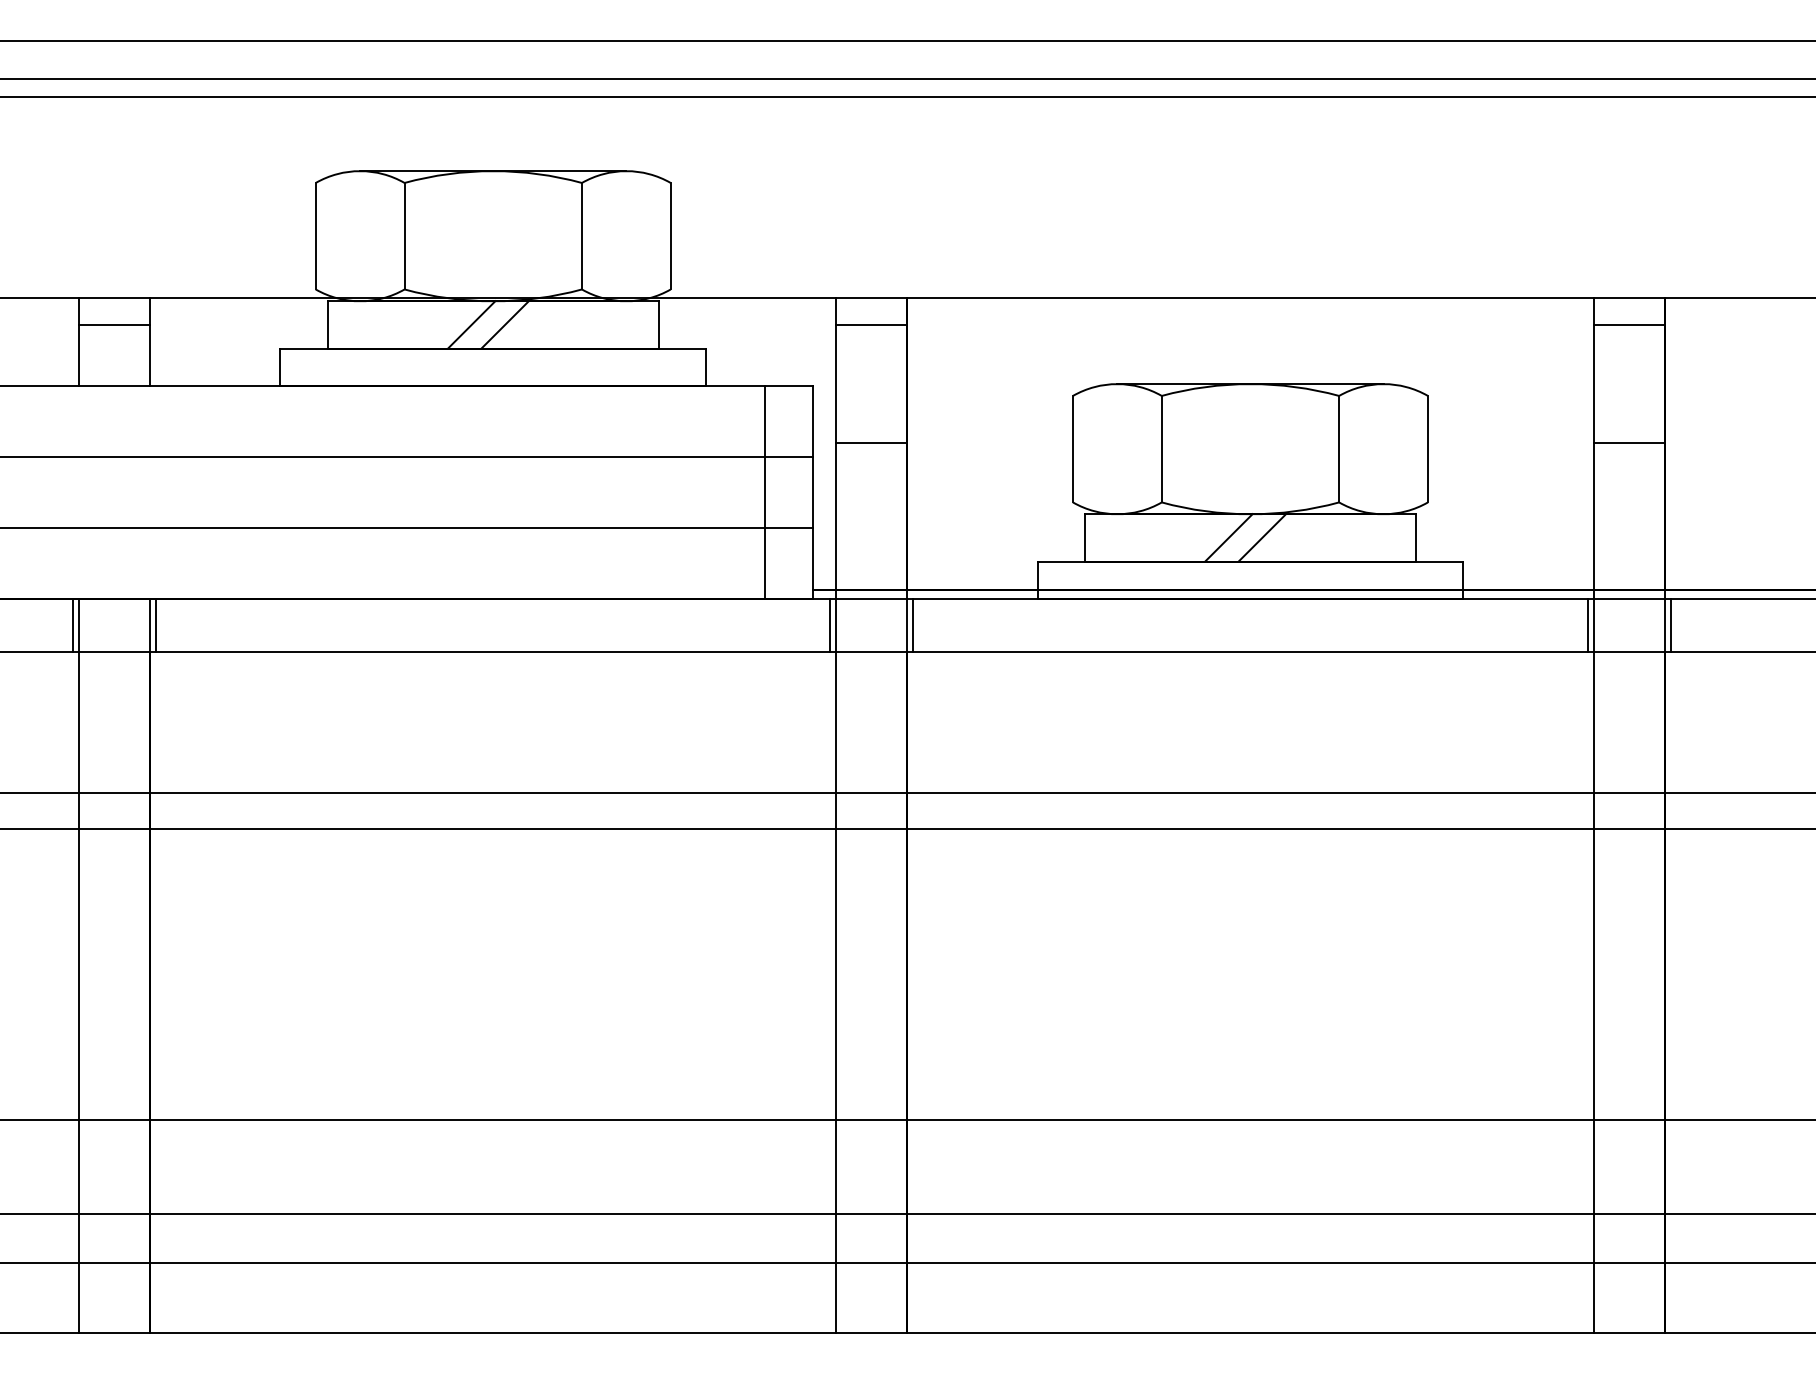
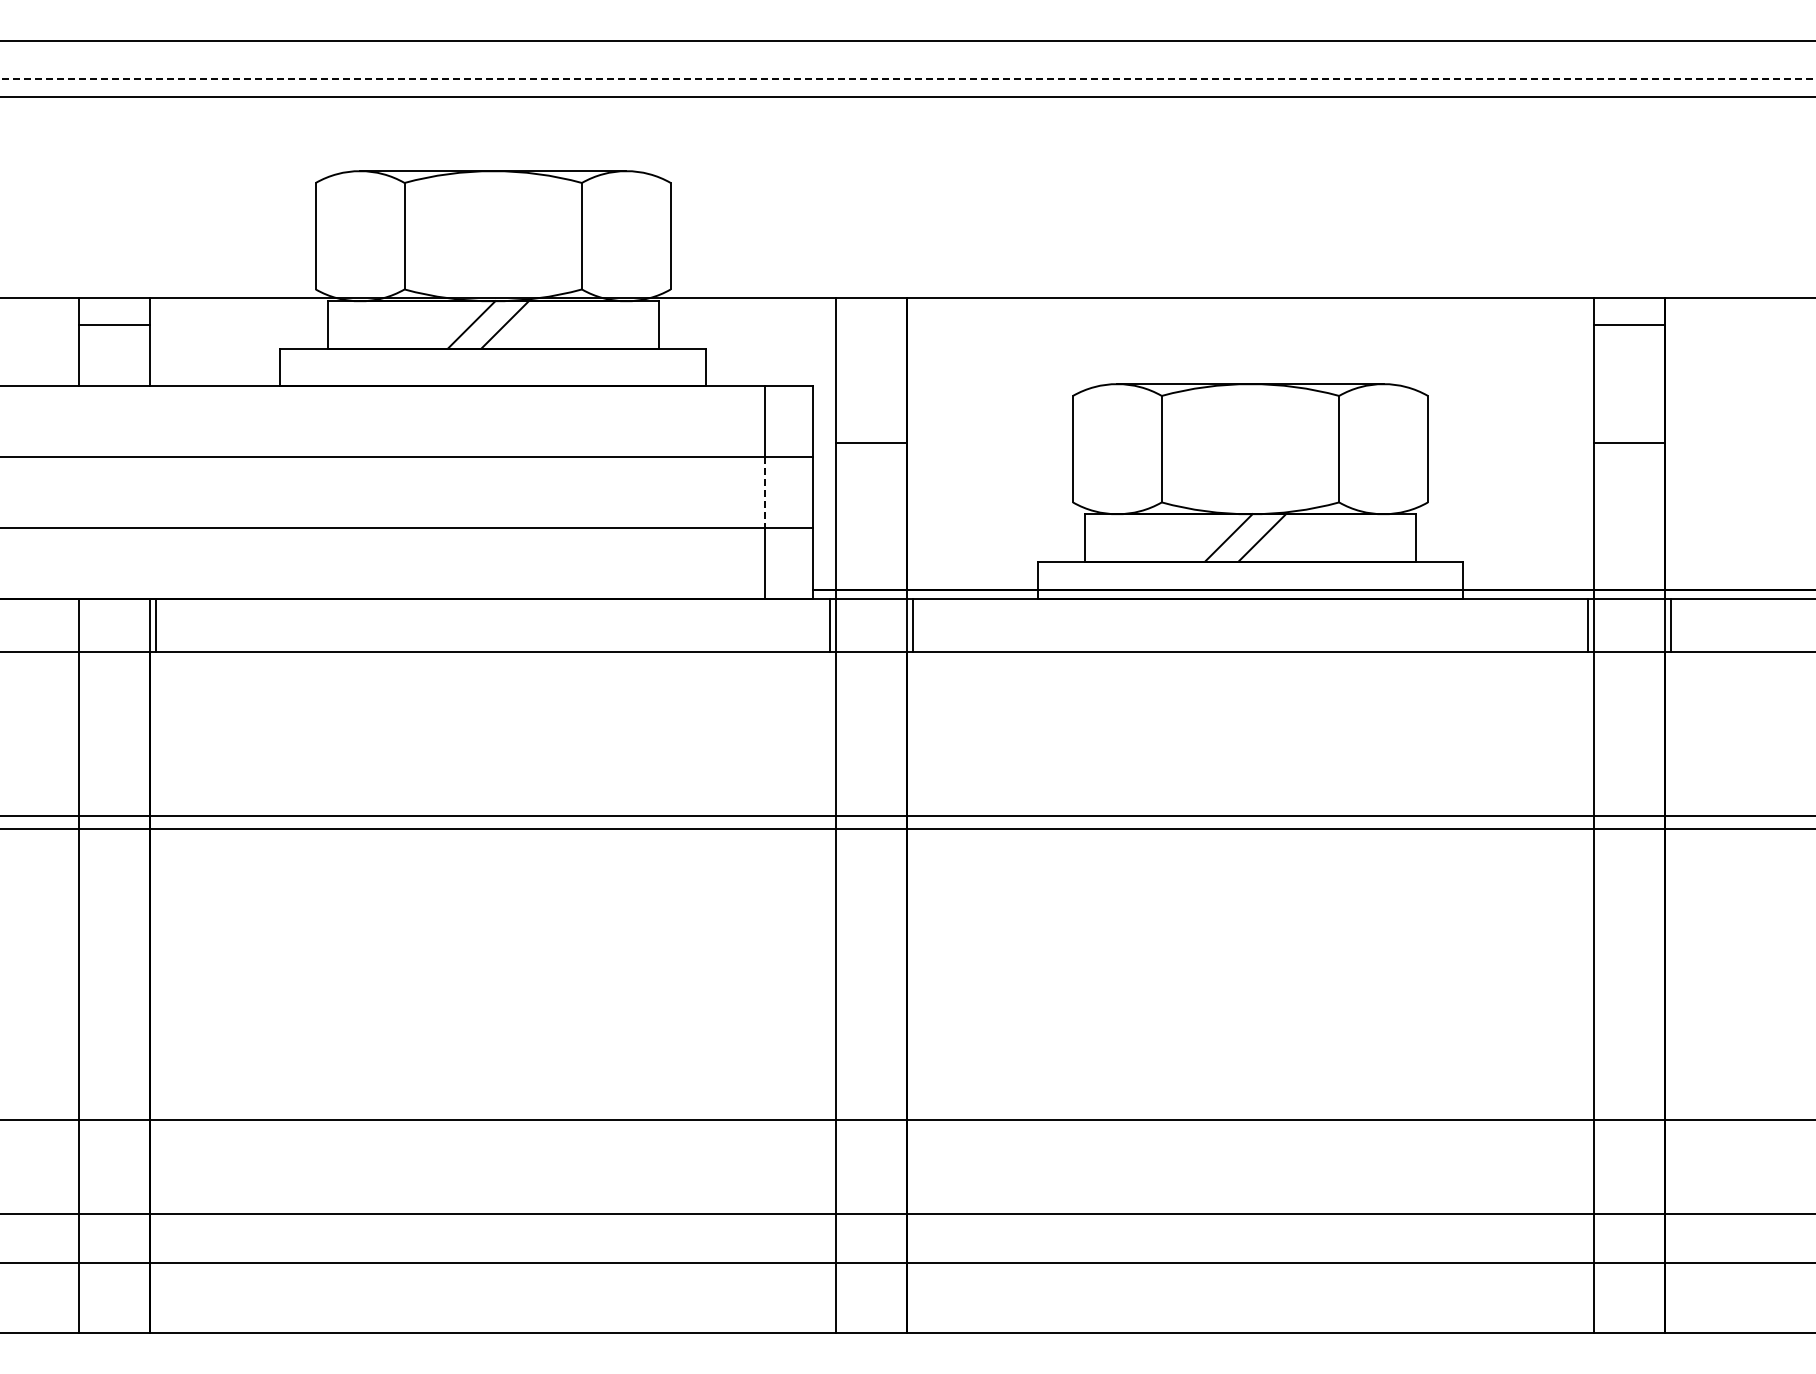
line: solid -> dashed (908, 78)
line: present -> none (871, 324)
line: solid -> dashed (765, 493)
line: present -> none (73, 625)
line position: (907, 793) -> (907, 816) (907, 816)
